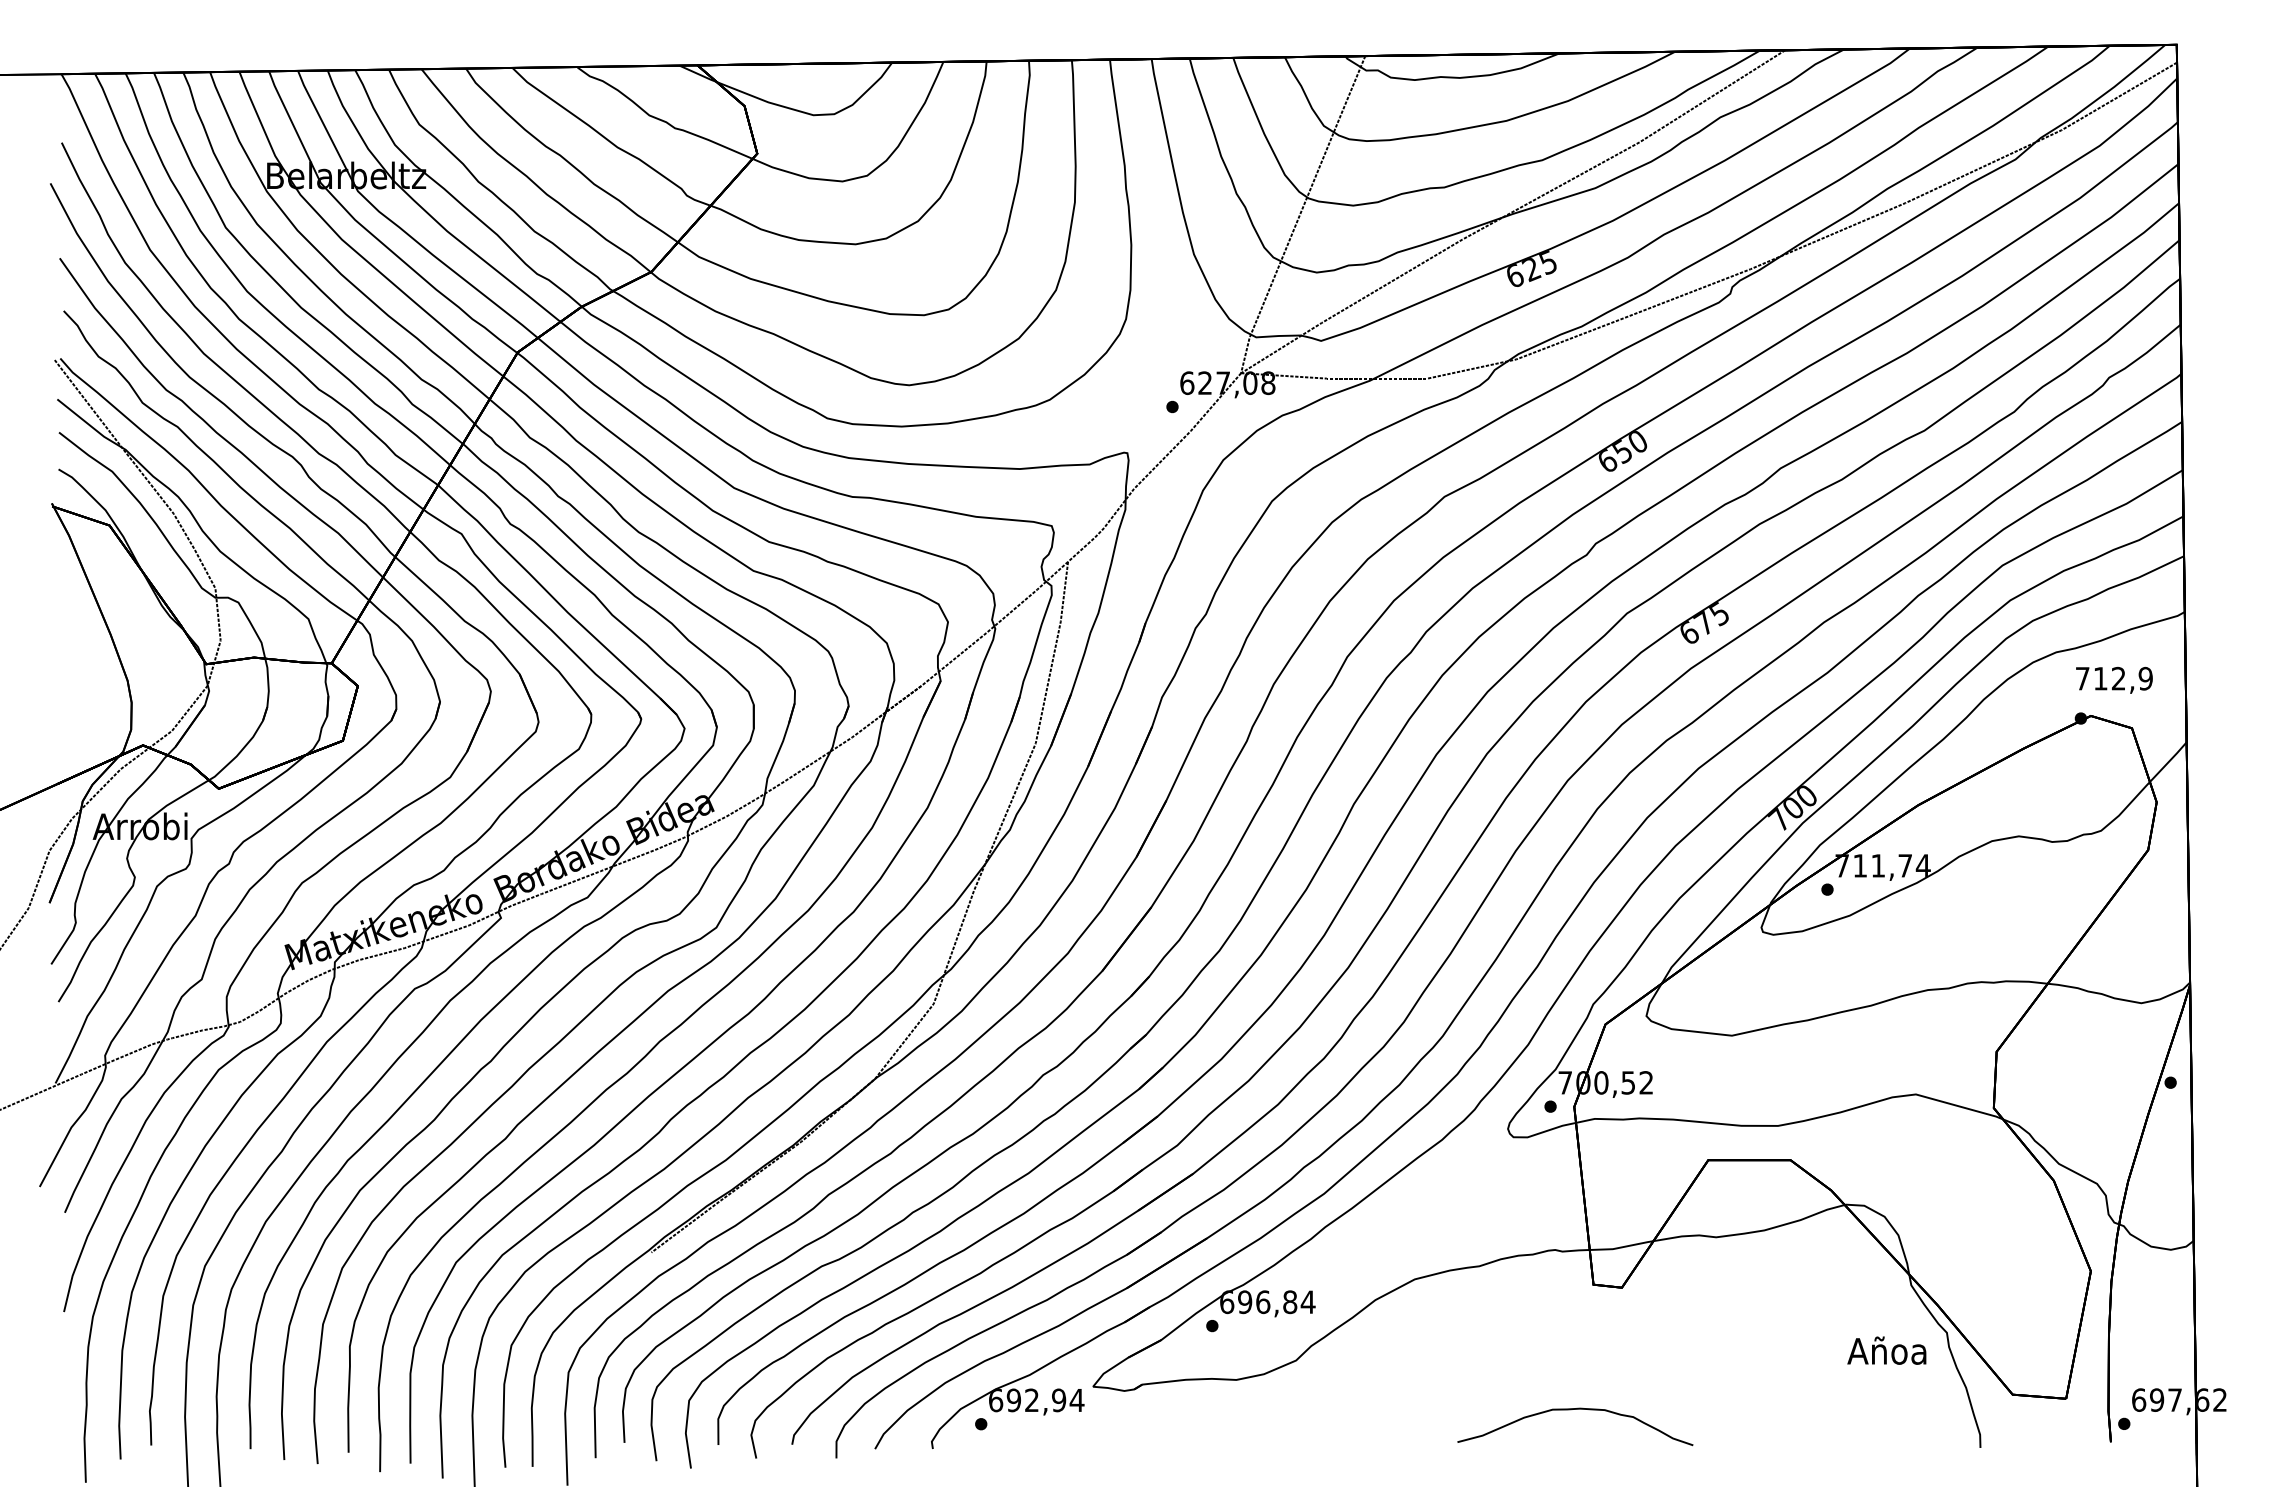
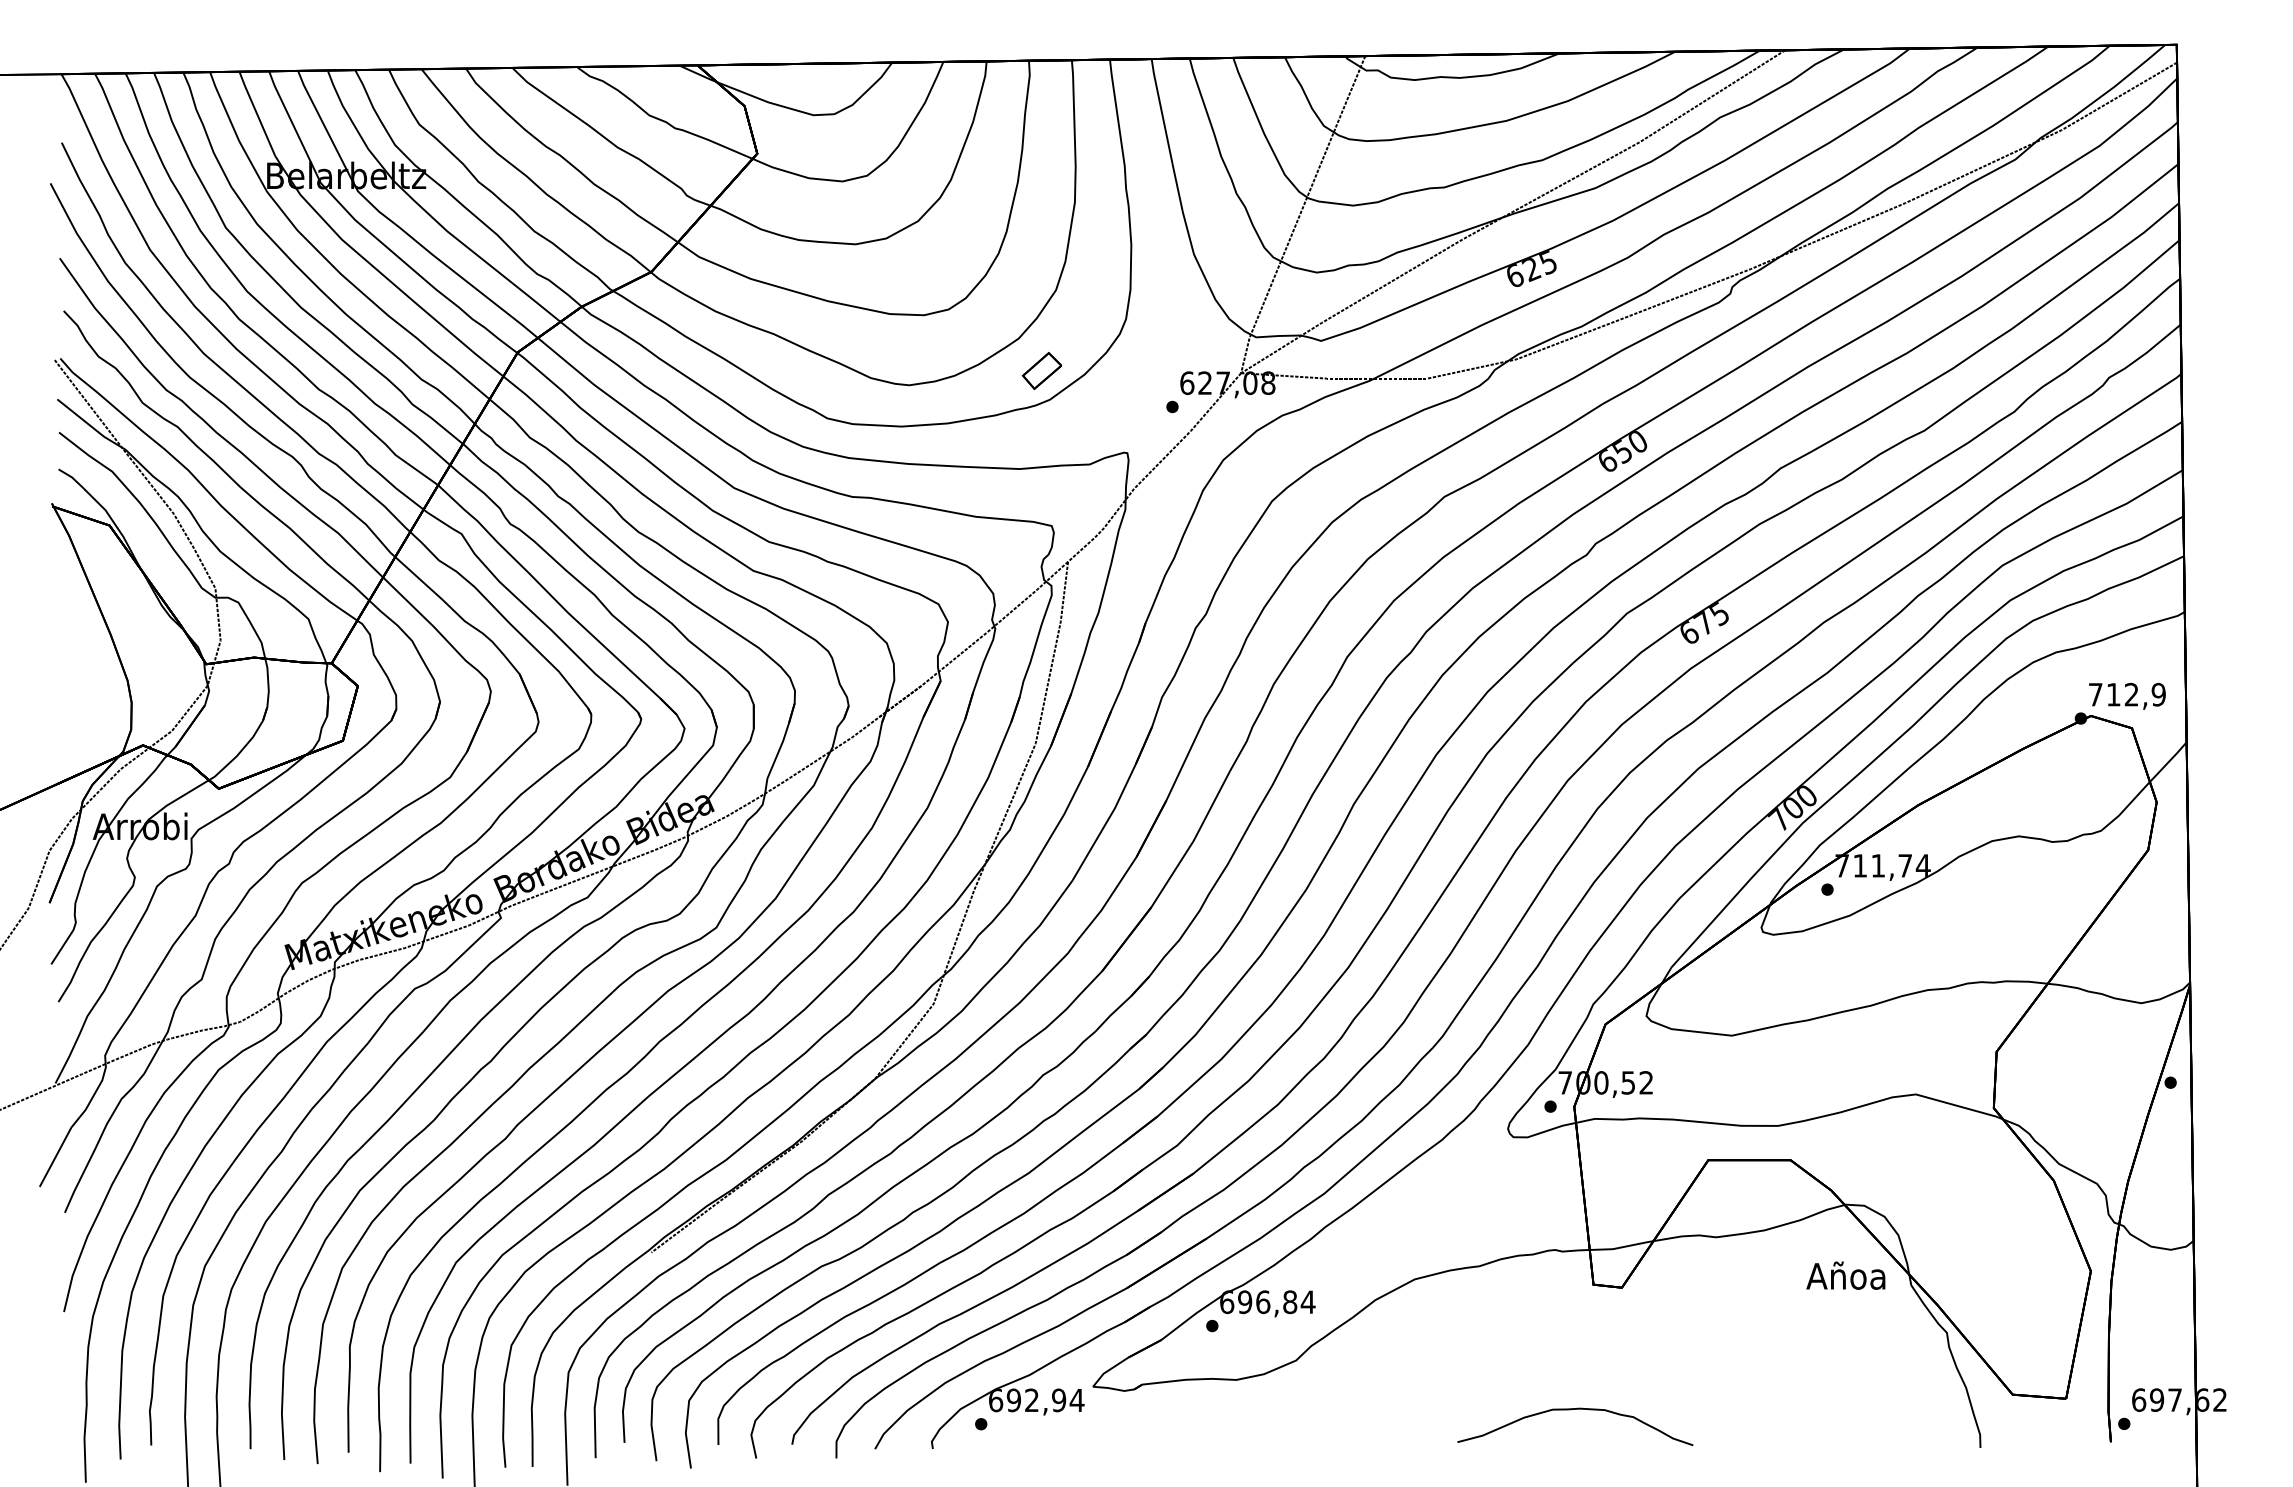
part: none -> present (1041, 371)
text position: (2114, 679) -> (2127, 695) (2127, 695)
text position: (1886, 1350) -> (1845, 1275) (1845, 1275)
